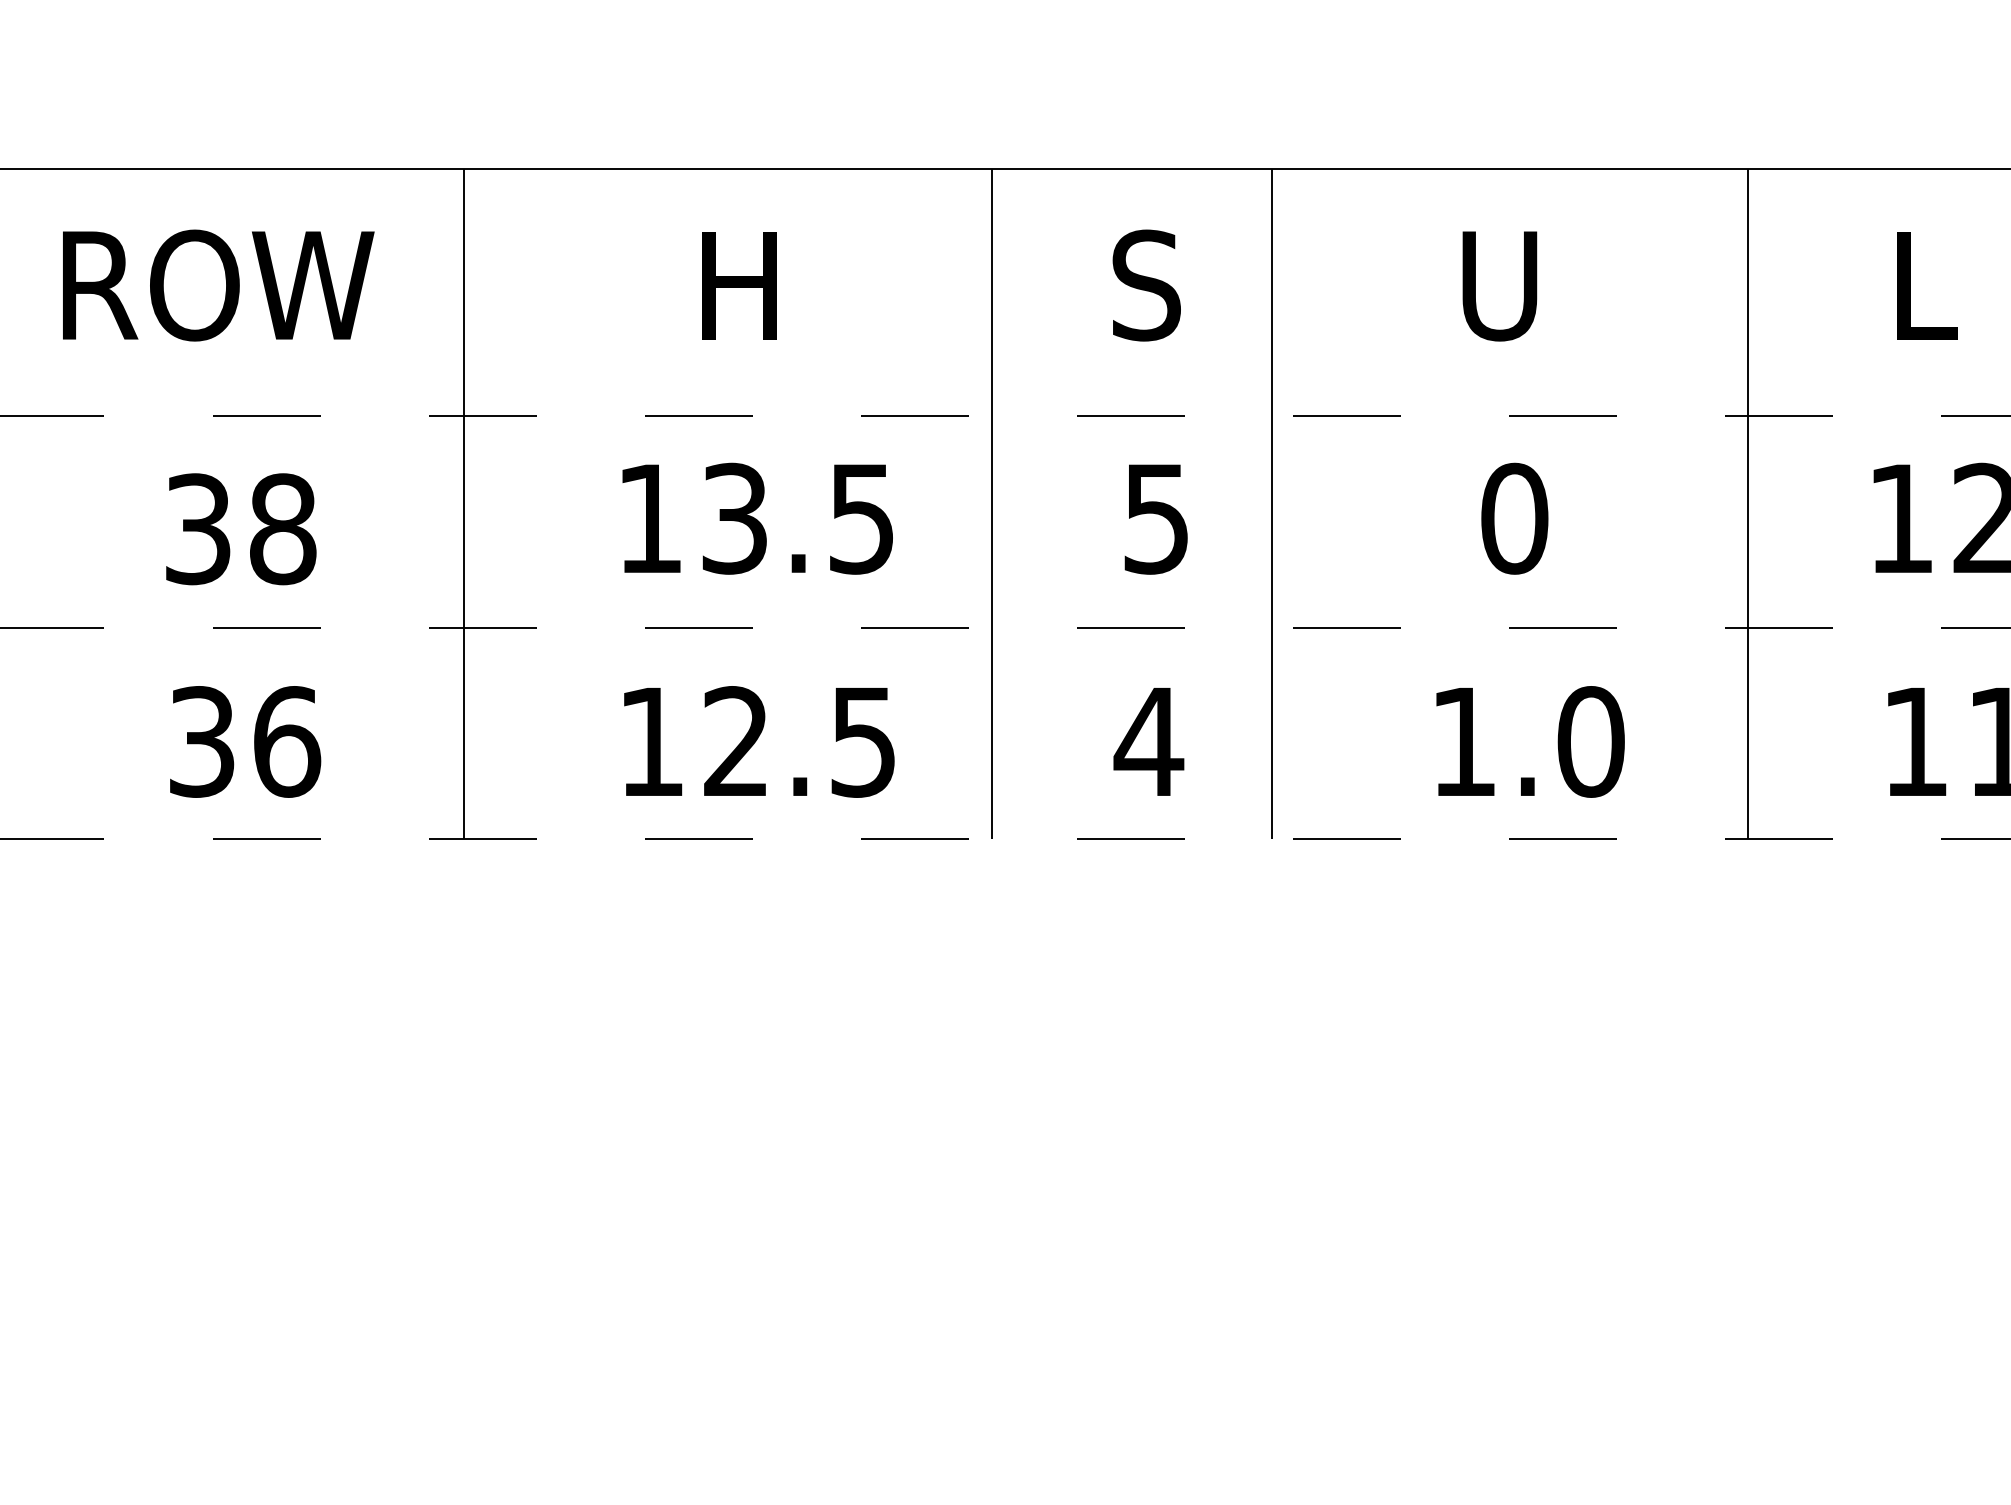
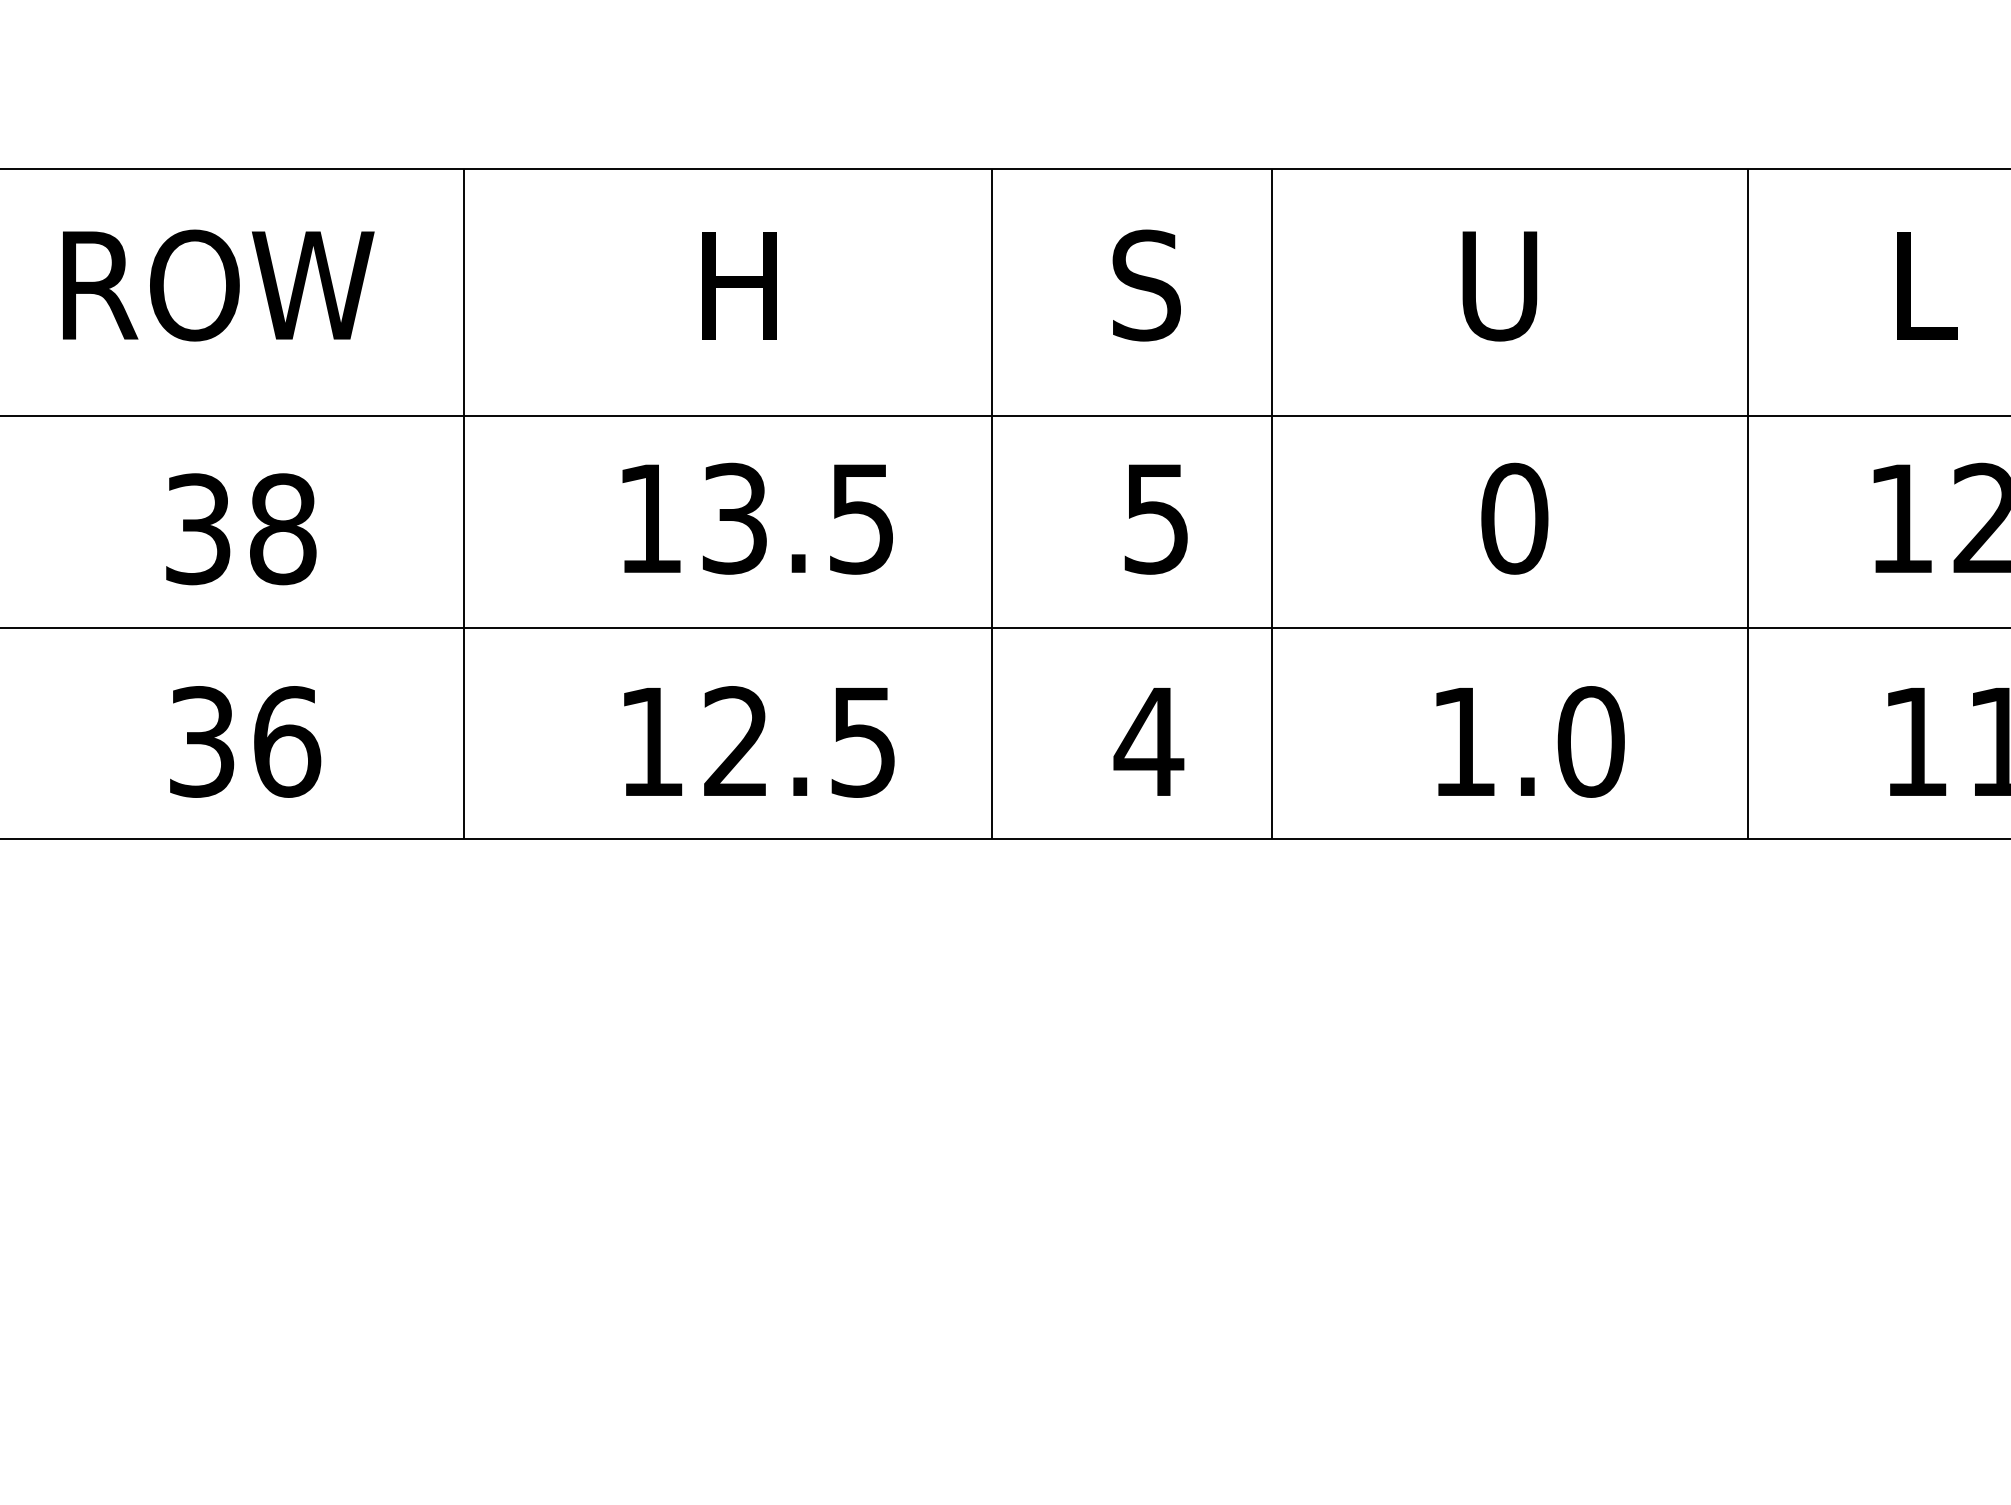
line: dashed -> solid (1005, 416)
line: dashed -> solid (1005, 627)
line: dashed -> solid (1005, 839)
